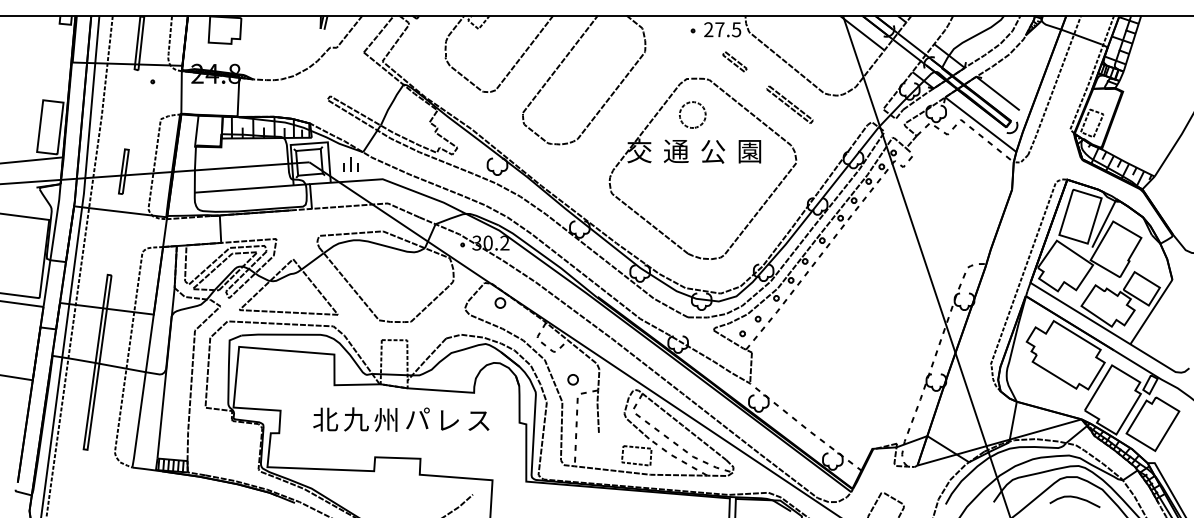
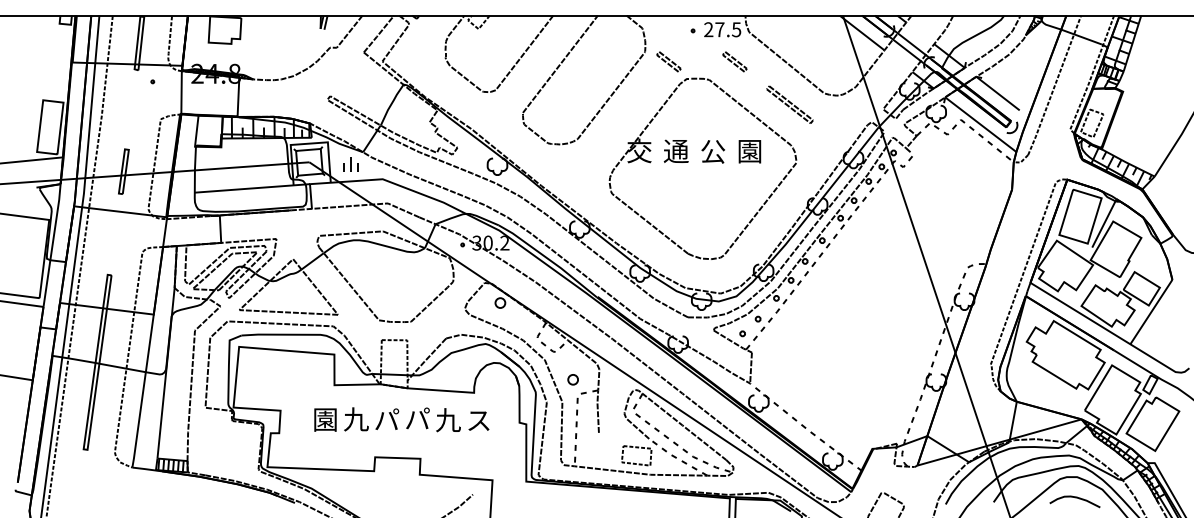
part: none -> present (668, 61)
part: present -> none (690, 103)
text: 北 -> 園 (325, 419)
text: 州 -> パ (386, 419)
text: レ -> 九 (448, 420)
